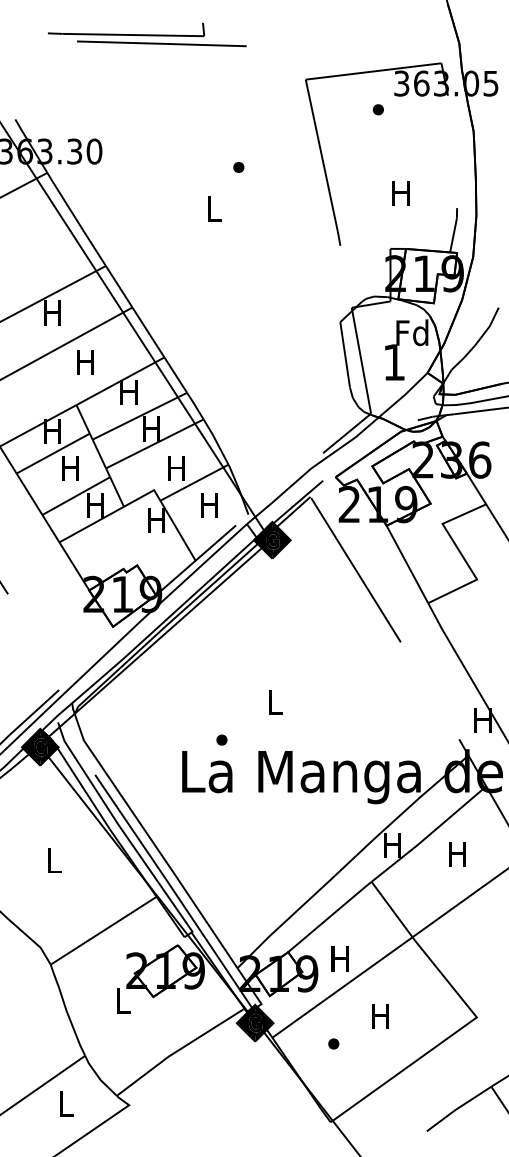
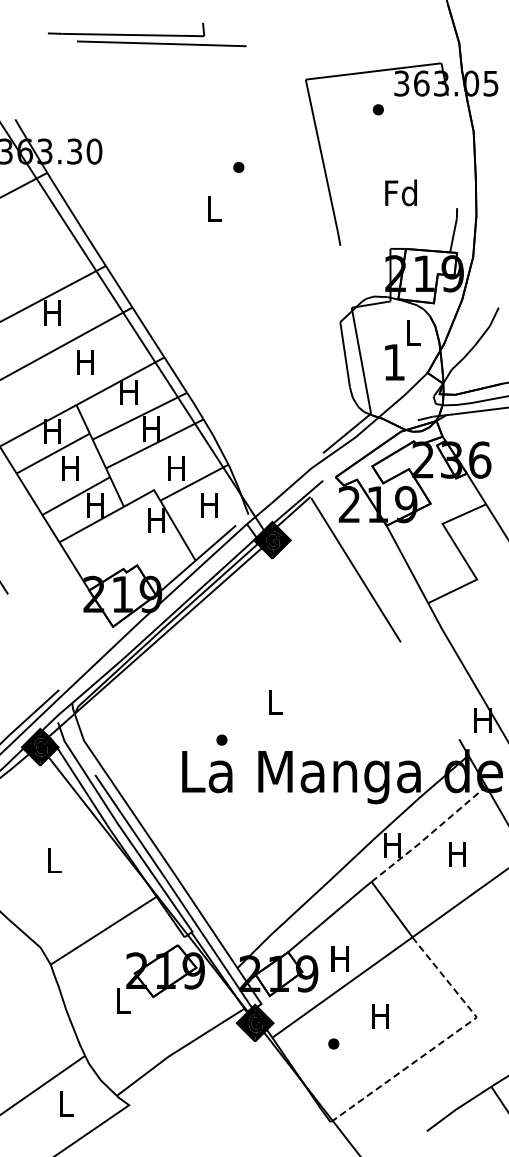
text: H -> Fd (400, 192)
text: Fd -> L (412, 332)
line: solid -> dashed (429, 835)
line: solid -> dashed (446, 1038)
